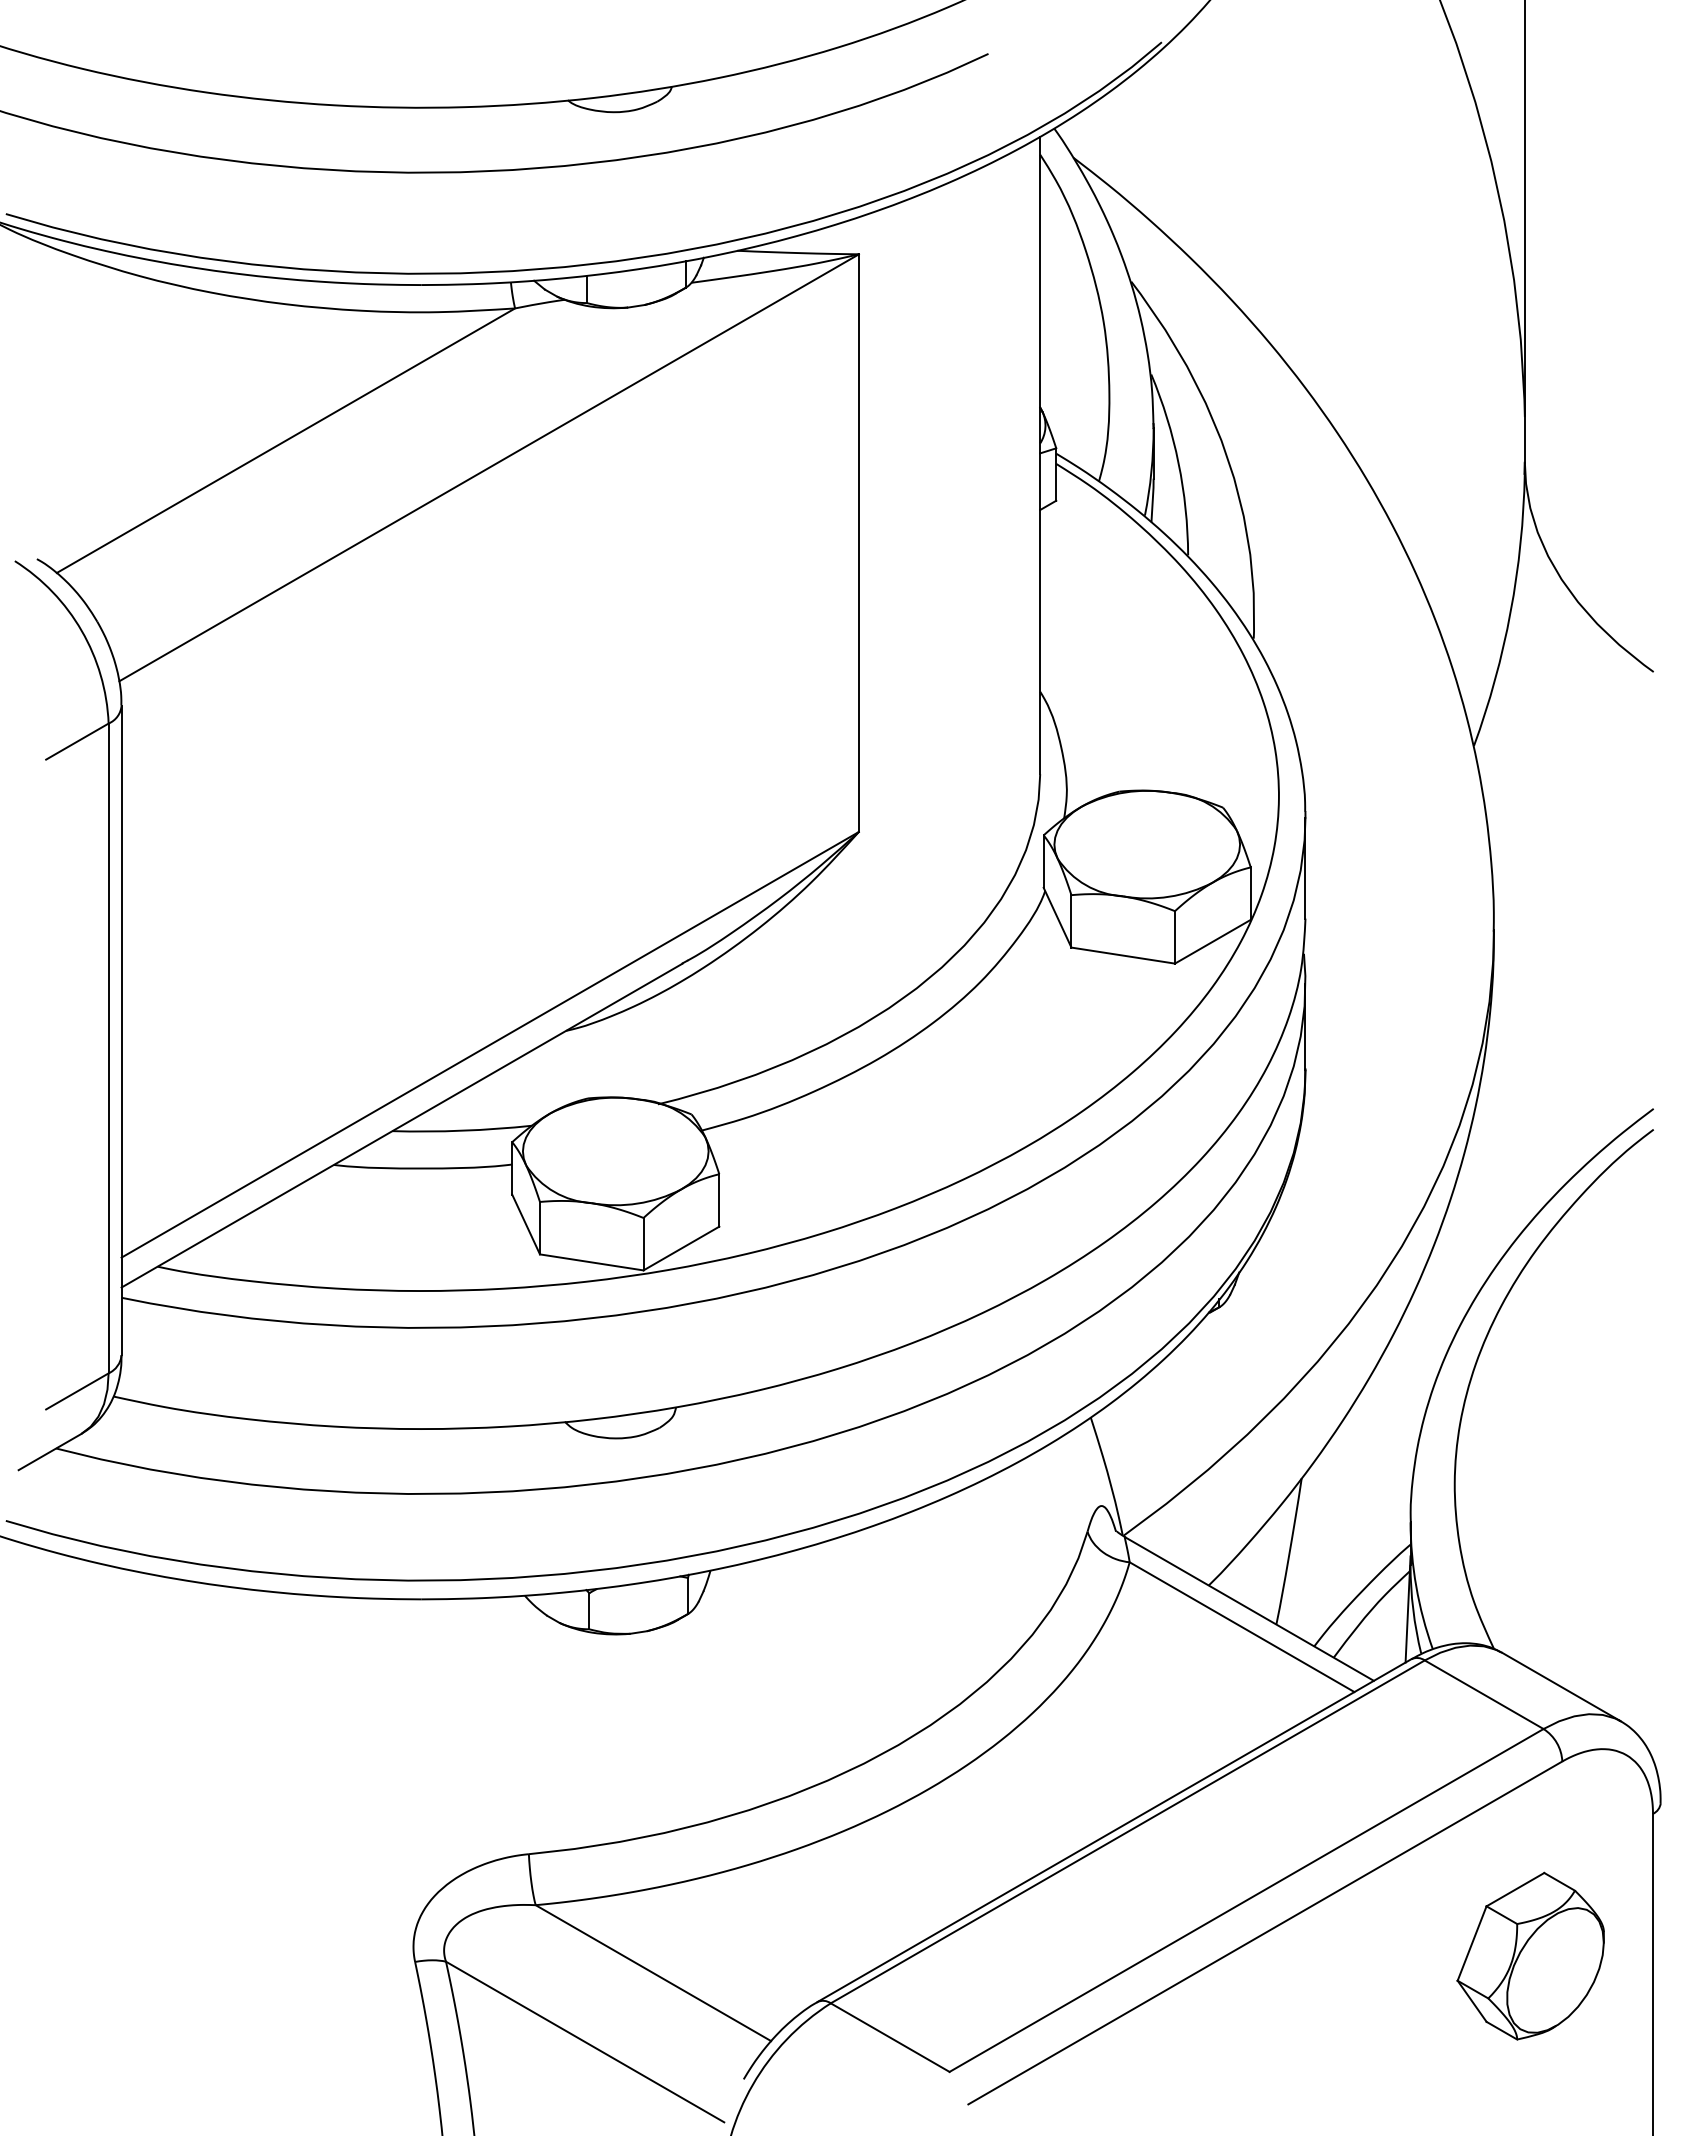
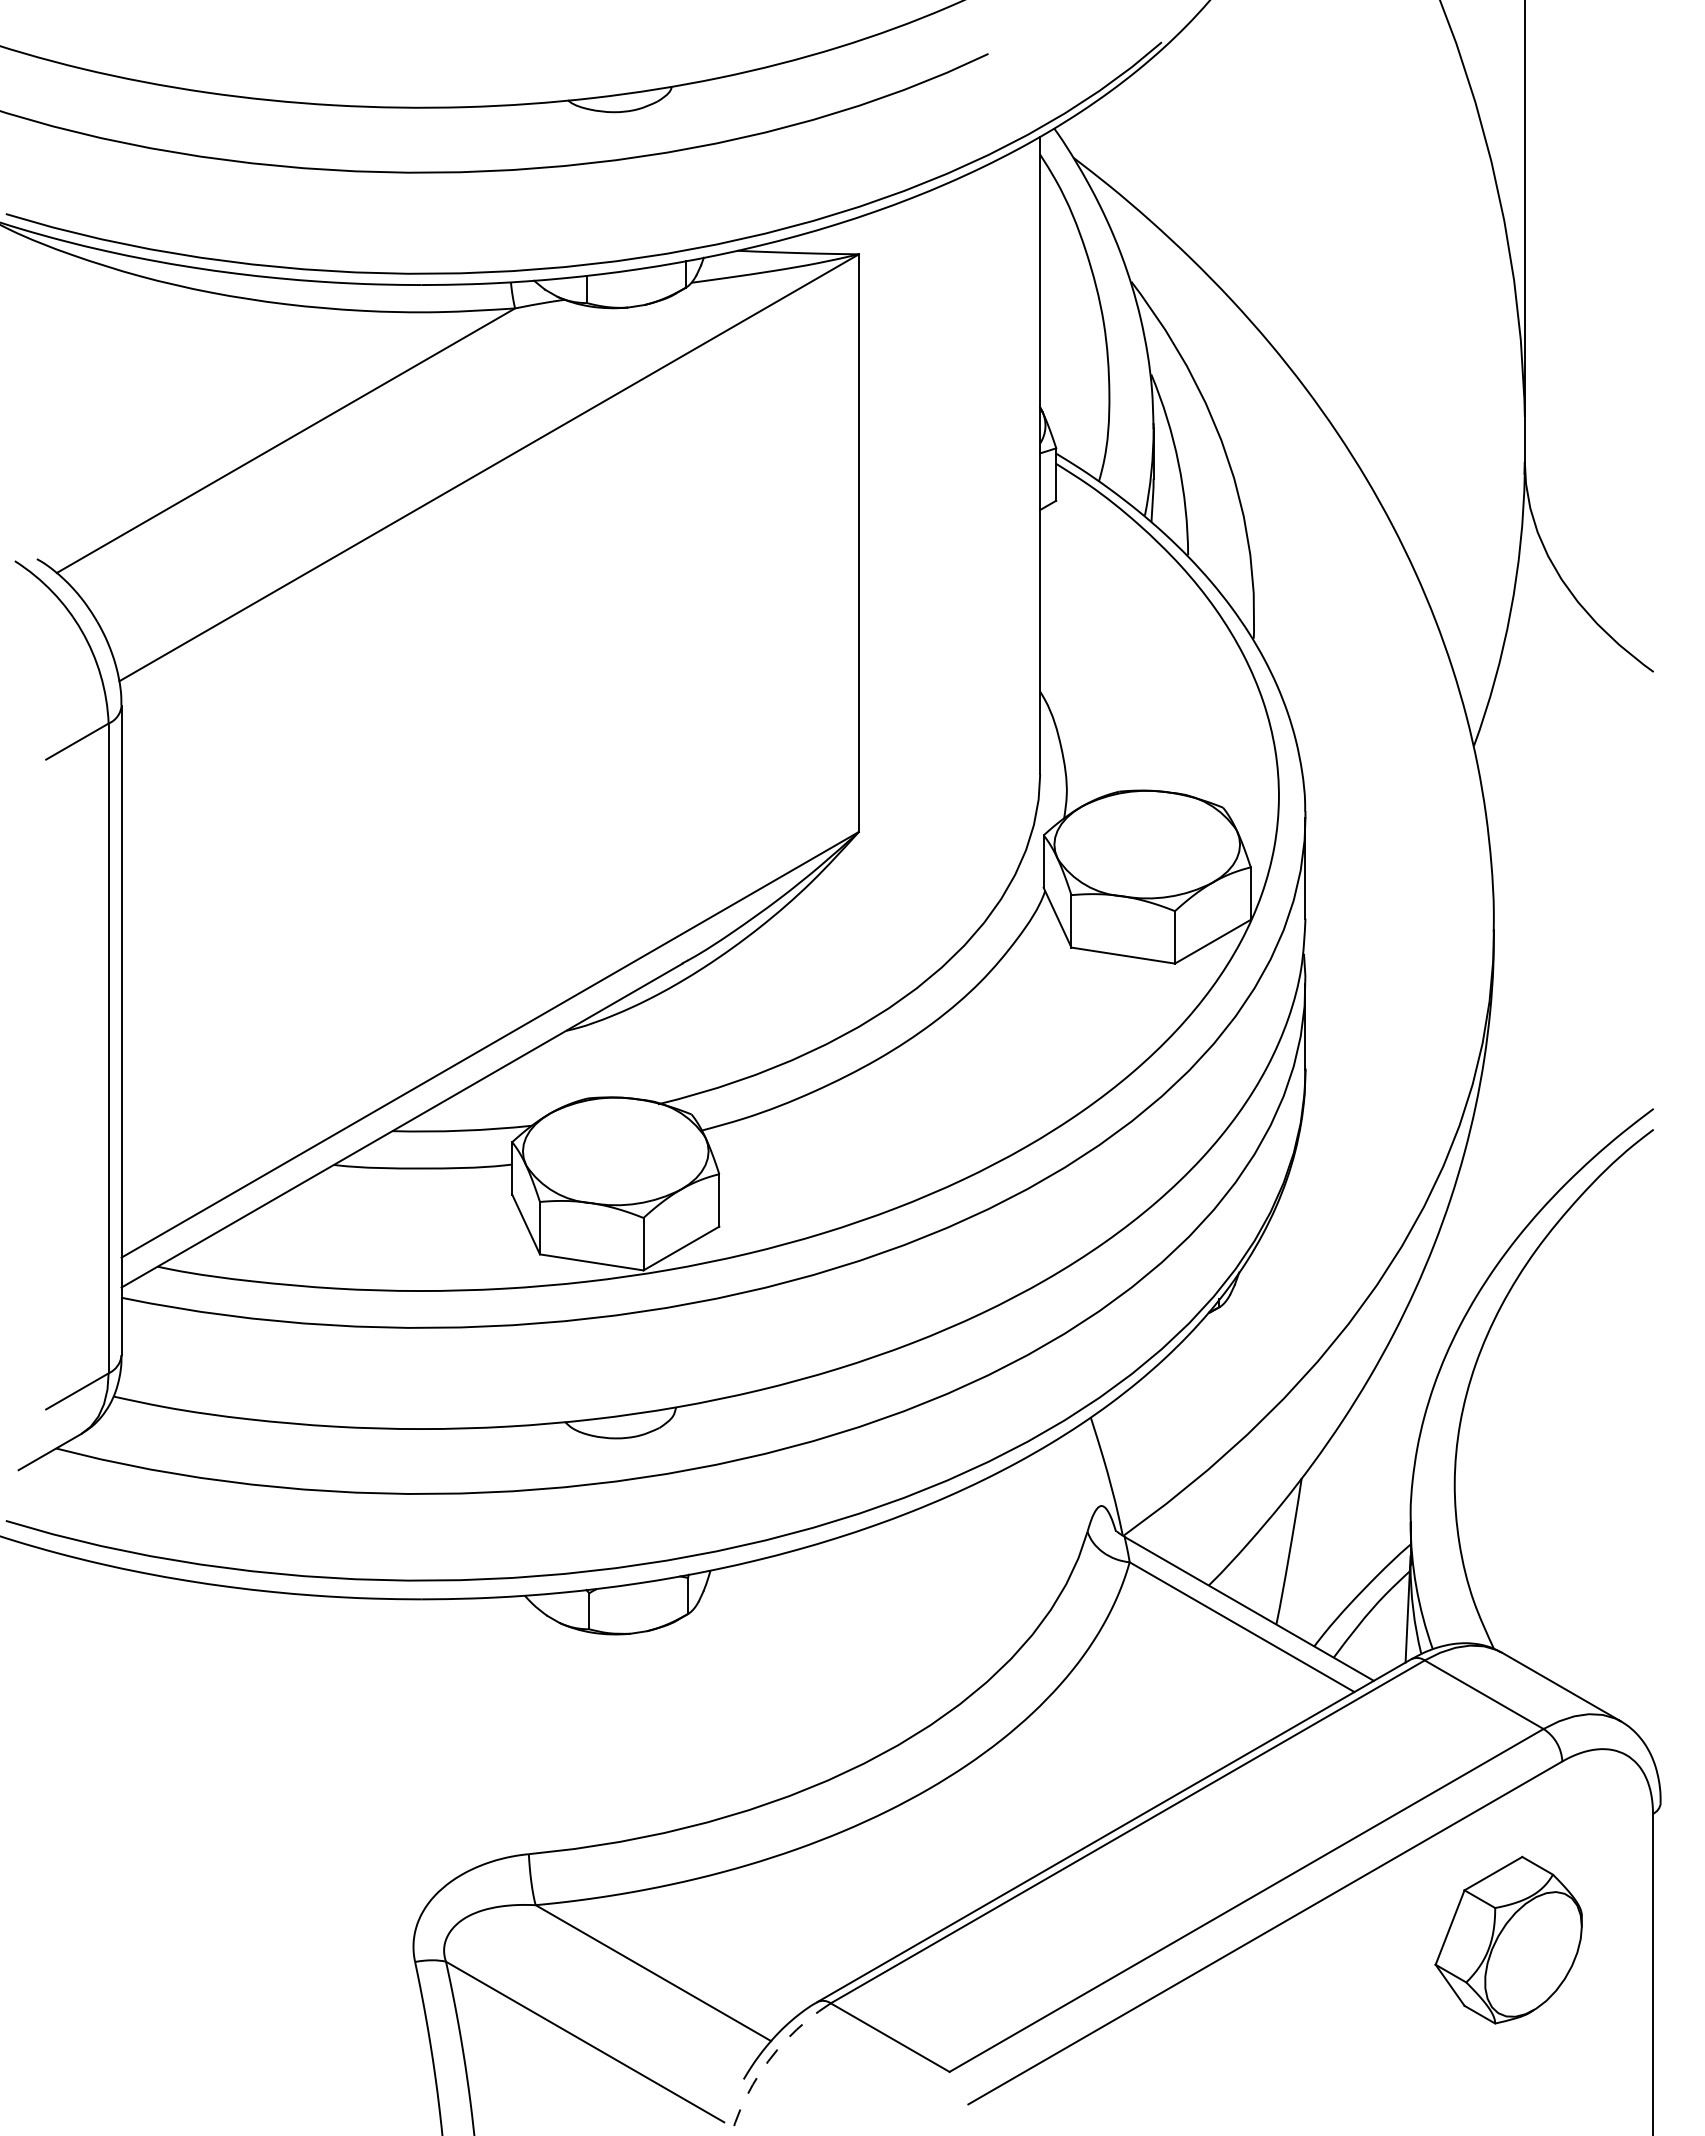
part position: (1530, 1955) -> (1508, 1939) (1508, 1939)
arc: solid -> dashed (768, 2061)
